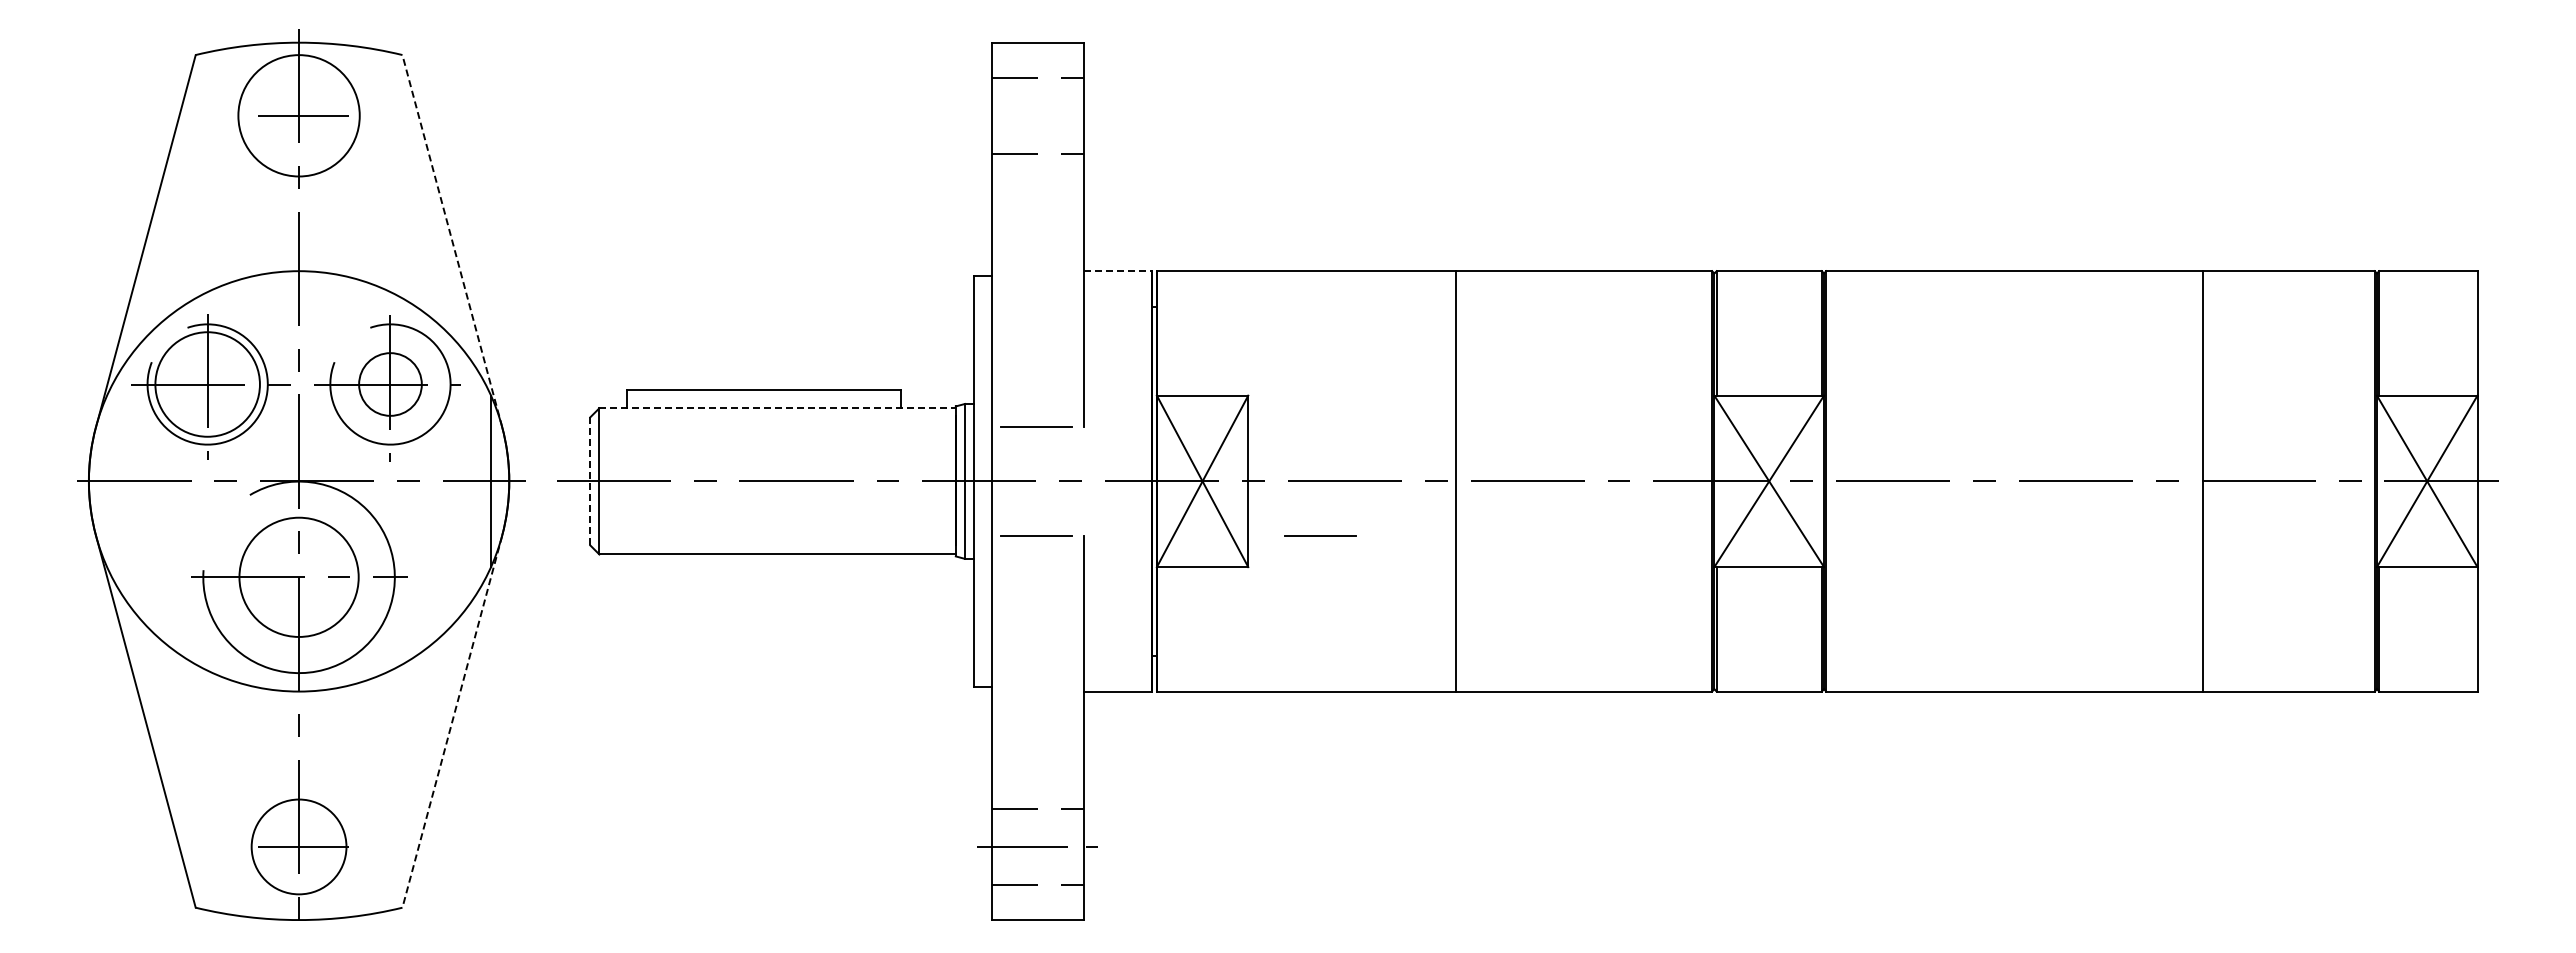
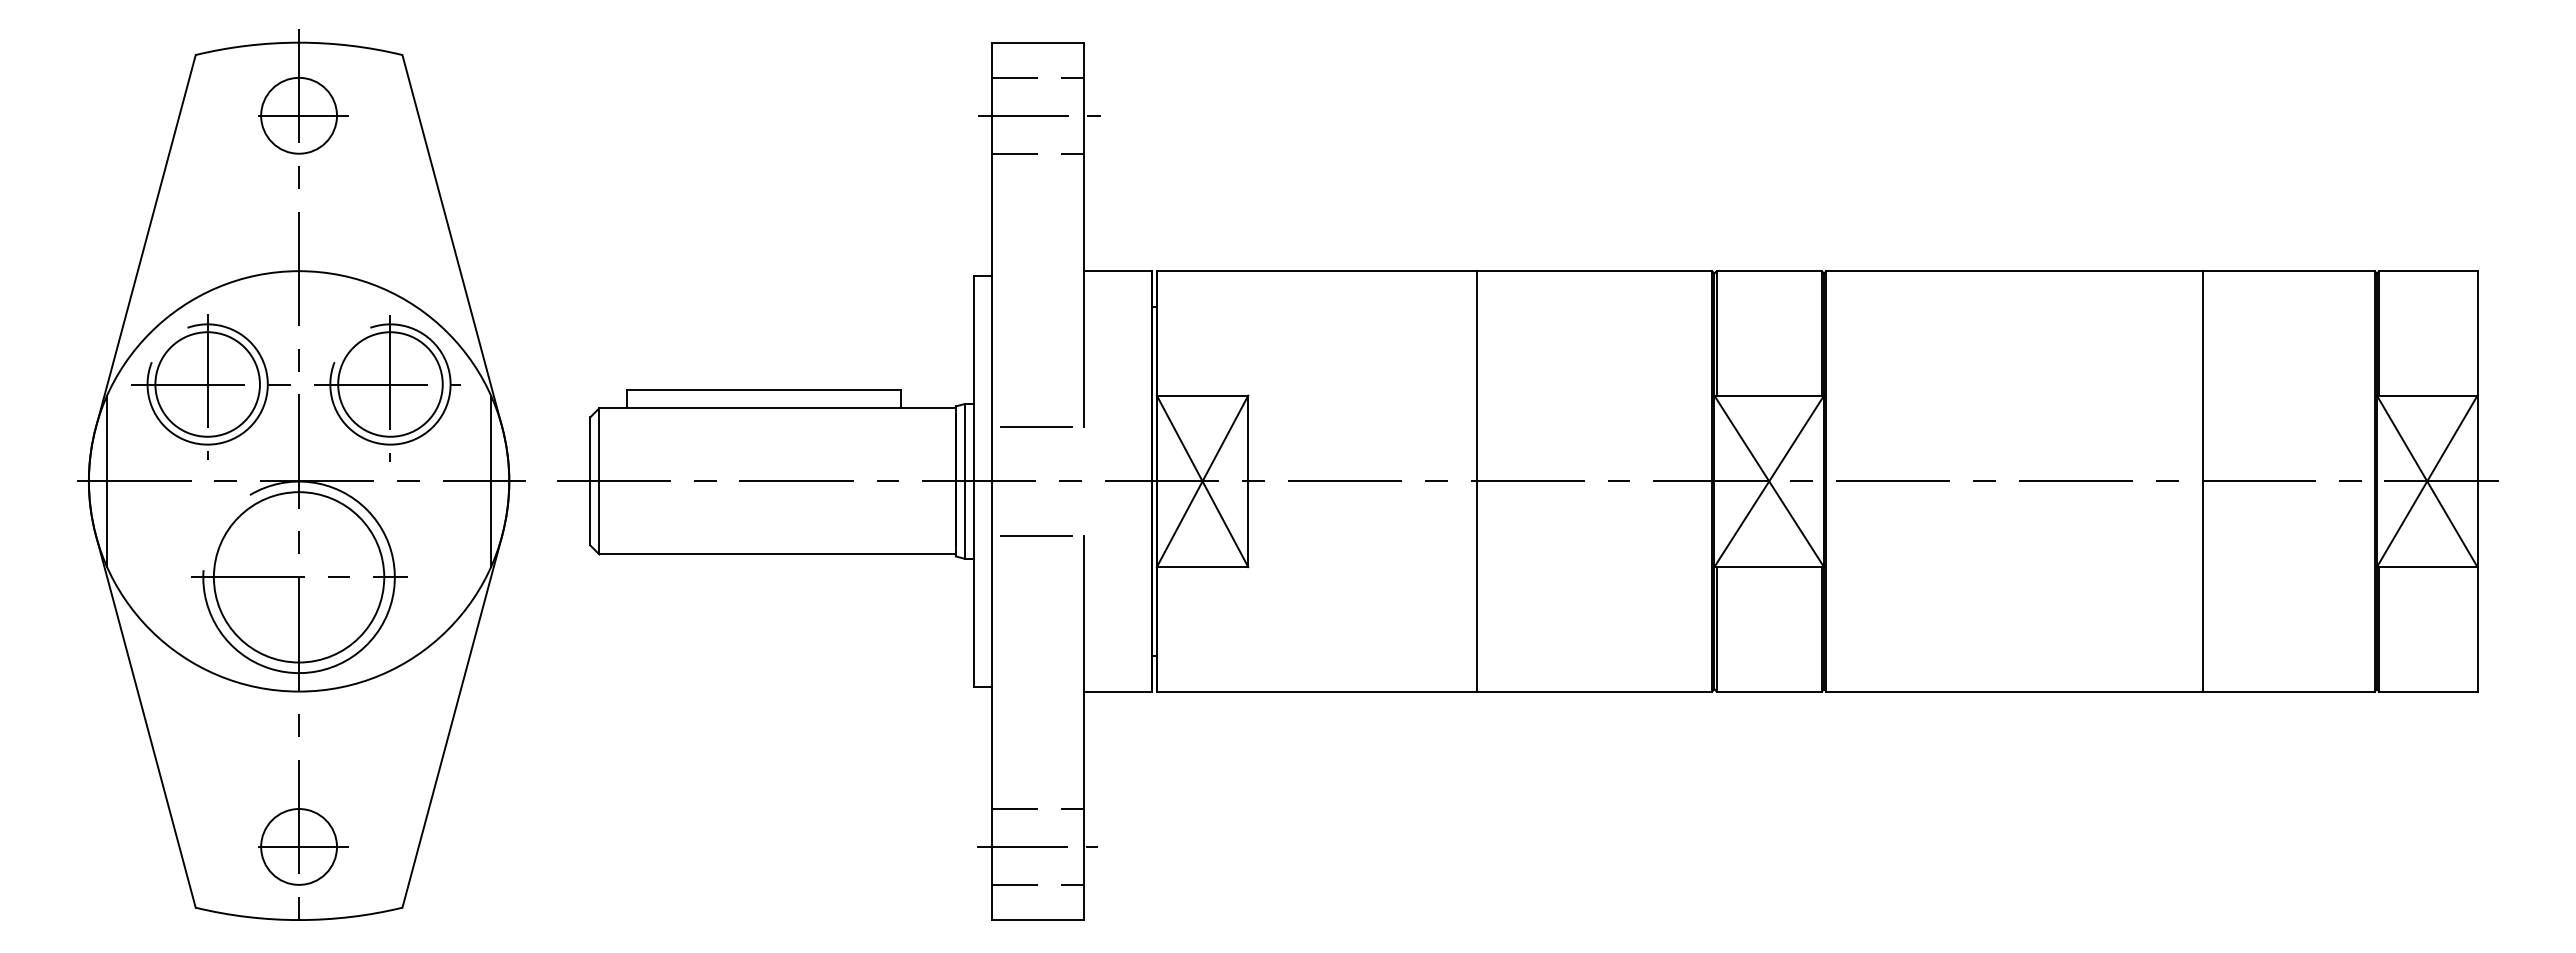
circle diameter: 121 px -> 76 px (299, 115)
line: none -> present (1038, 115)
line: dashed -> solid (452, 241)
line: dashed -> solid (1118, 271)
circle diameter: 63 px -> 105 px (390, 384)
line: dashed -> solid (778, 408)
line: none -> present (107, 481)
line: dashed -> solid (590, 481)
line position: (1455, 481) -> (1476, 481) (1476, 481)
line: present -> none (1320, 535)
circle diameter: 119 px -> 170 px (298, 577)
line: dashed -> solid (452, 721)
circle diameter: 95 px -> 76 px (299, 846)
